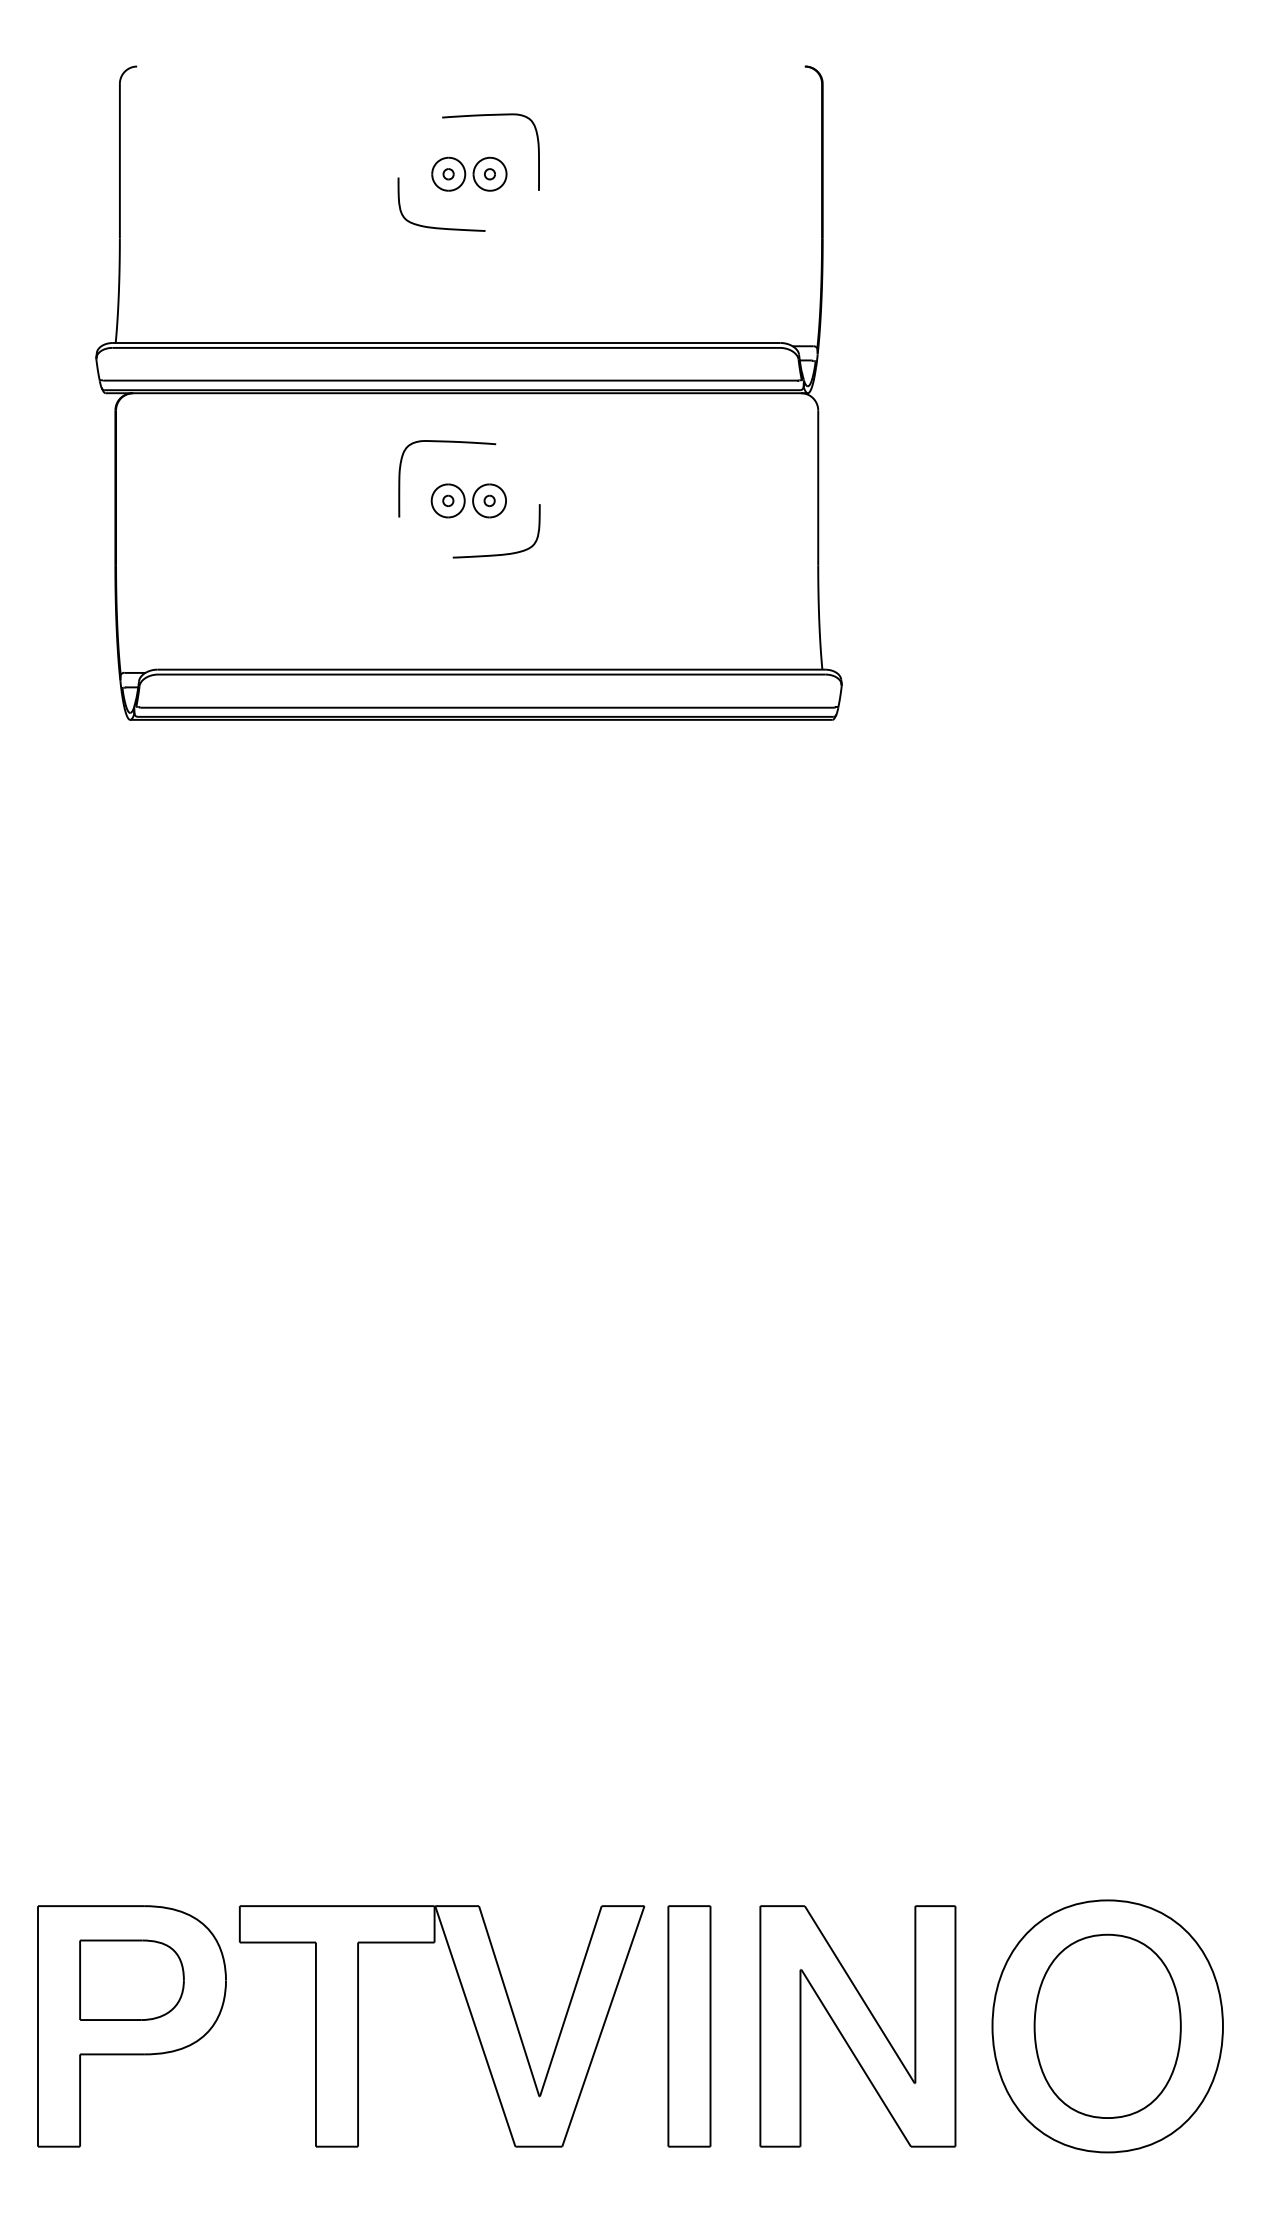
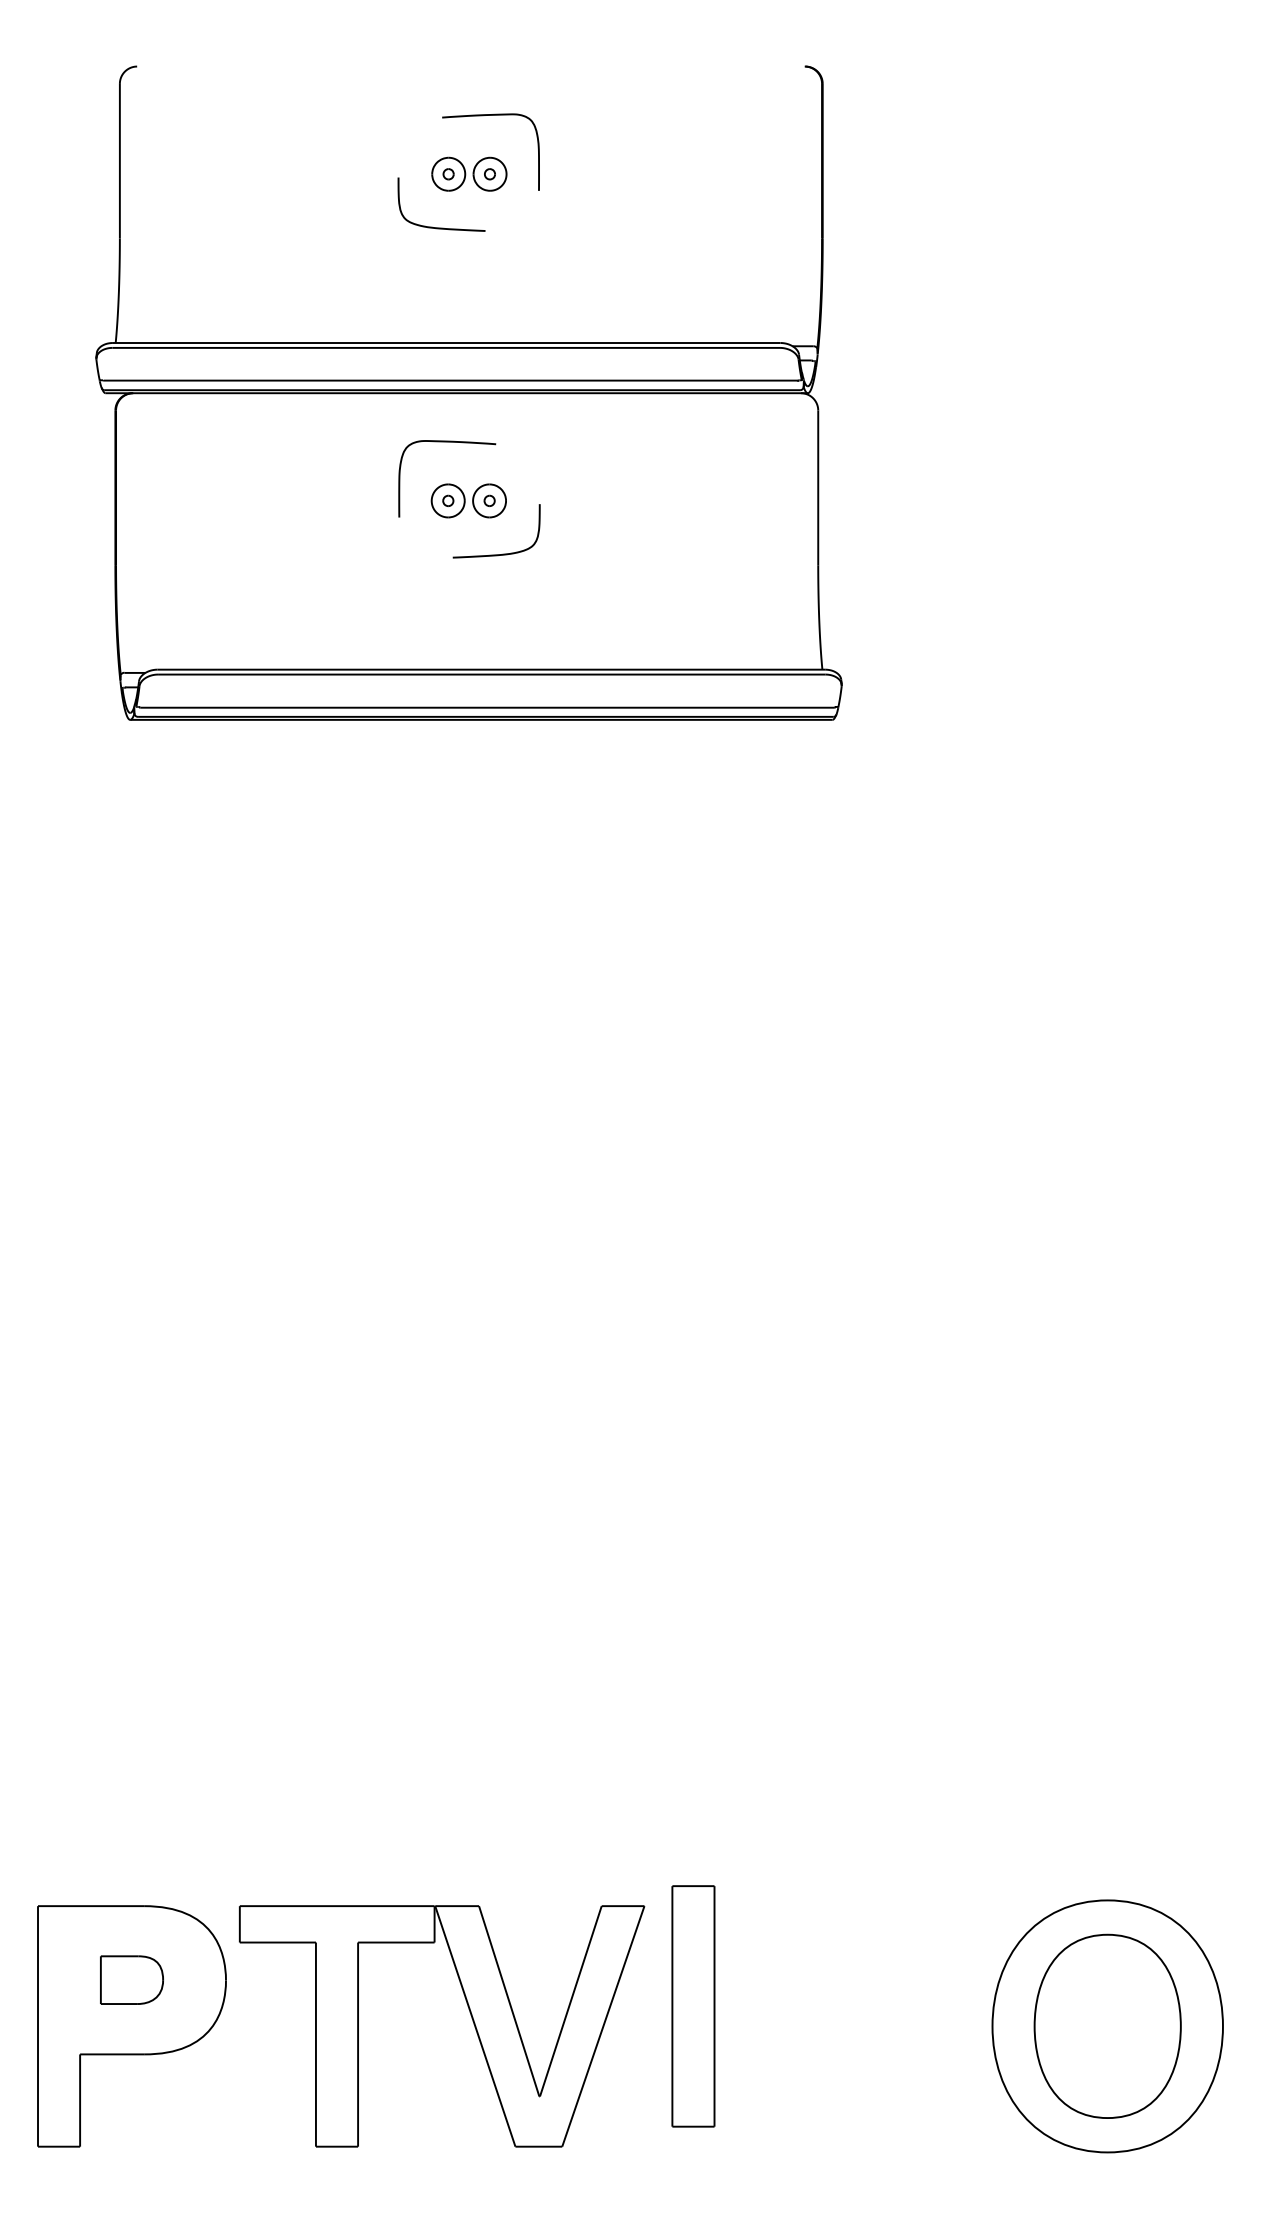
part size: 106x82 px -> 64x50 px (131, 1979)
part position: (689, 2026) -> (693, 2006) (693, 2006)
part: present -> none (857, 2026)
